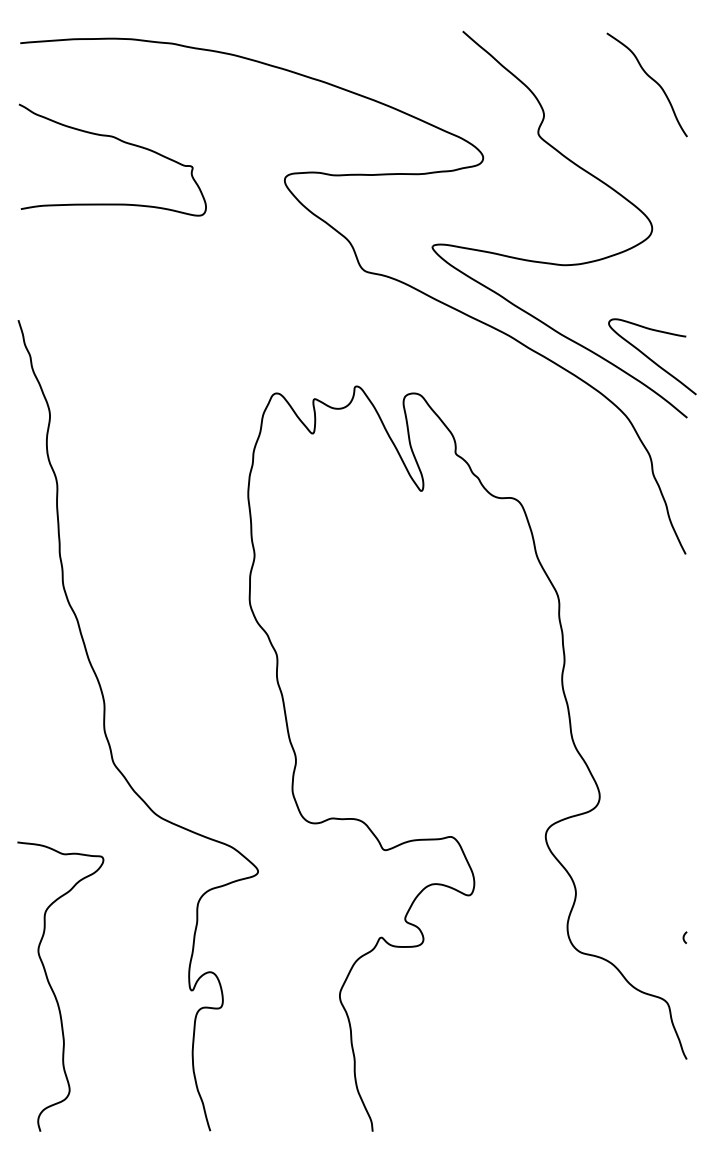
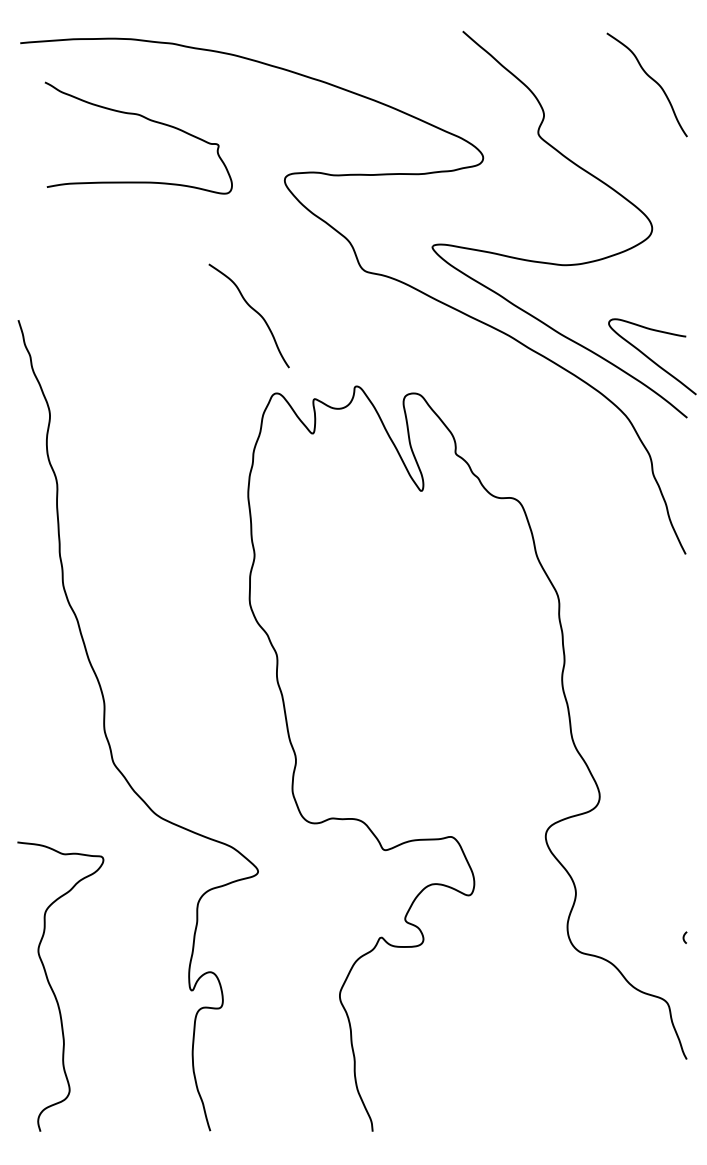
curve position: (120, 141) -> (146, 119) (146, 119)
curve: none -> present (253, 310)
